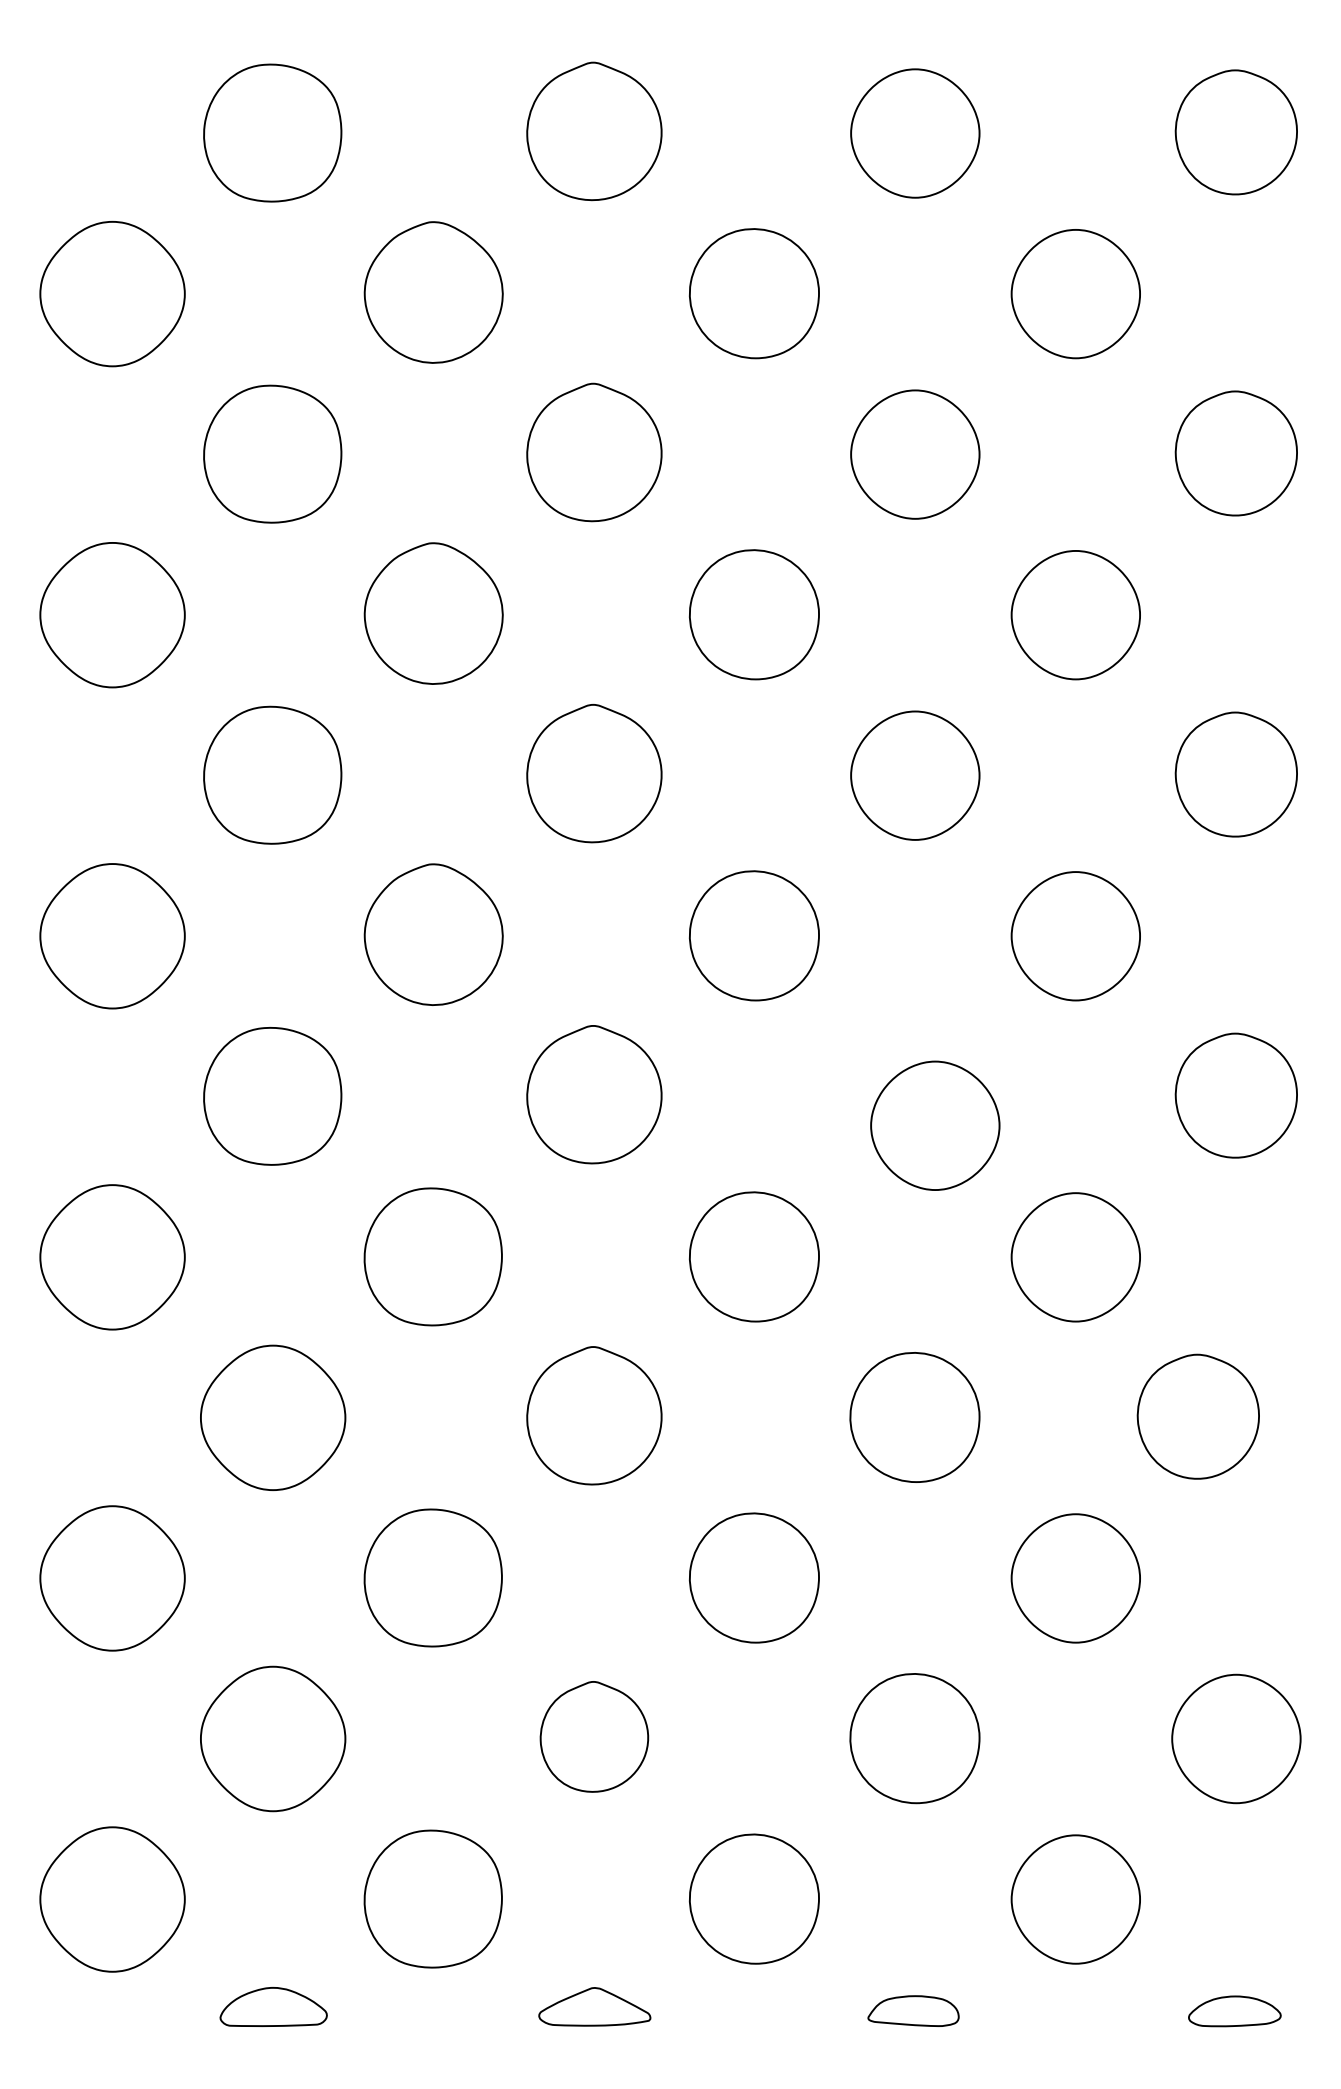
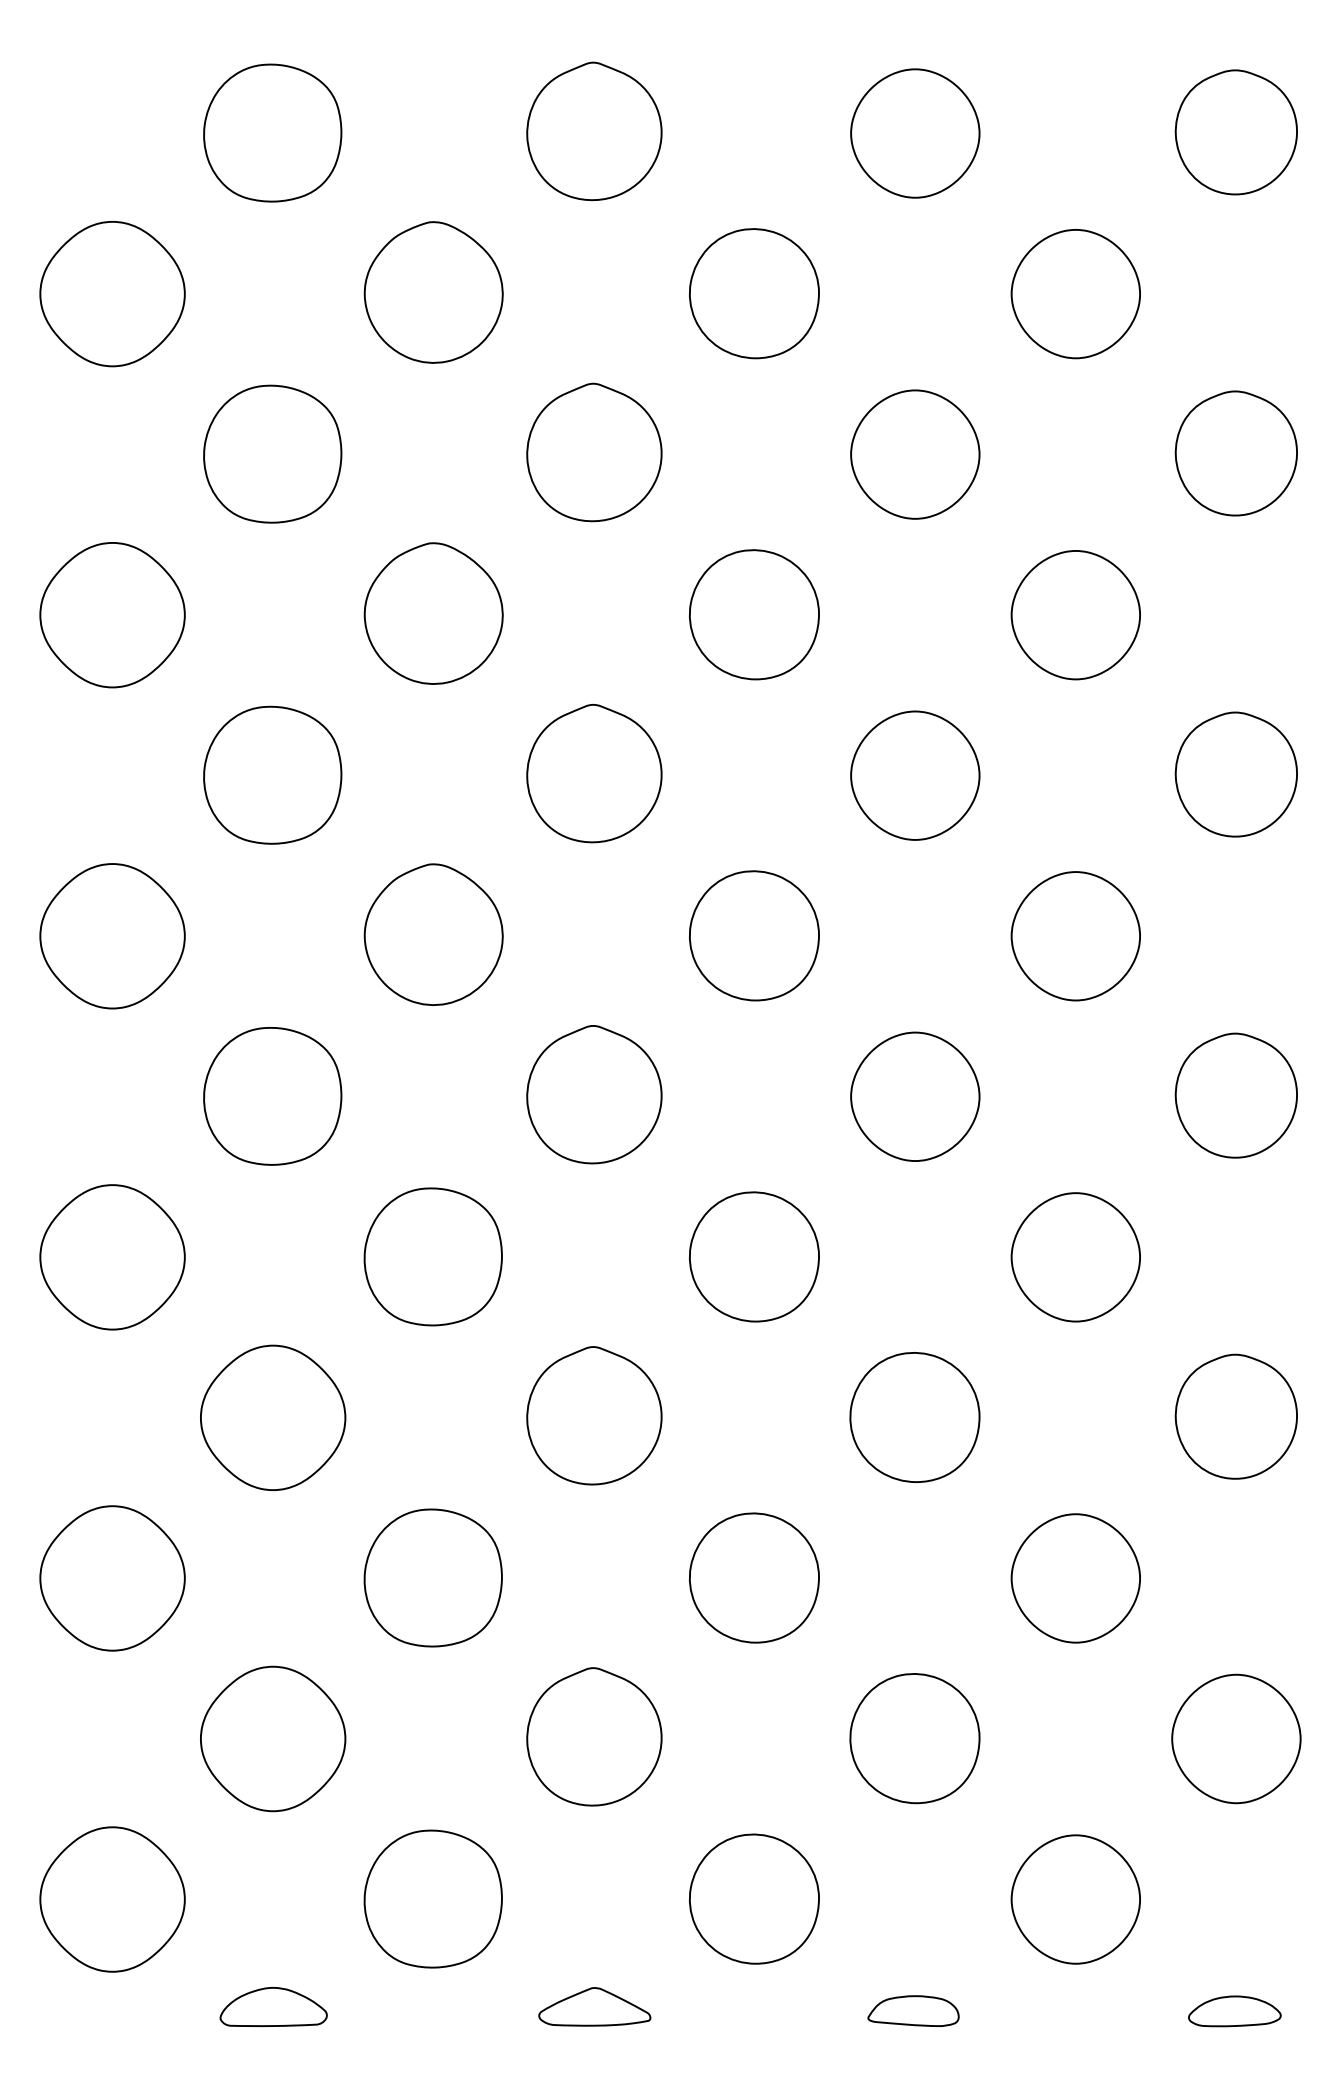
part position: (935, 1125) -> (915, 1096) (915, 1096)
part position: (1197, 1416) -> (1235, 1416) (1235, 1416)
part size: 111x112 px -> 137x140 px (594, 1736)
